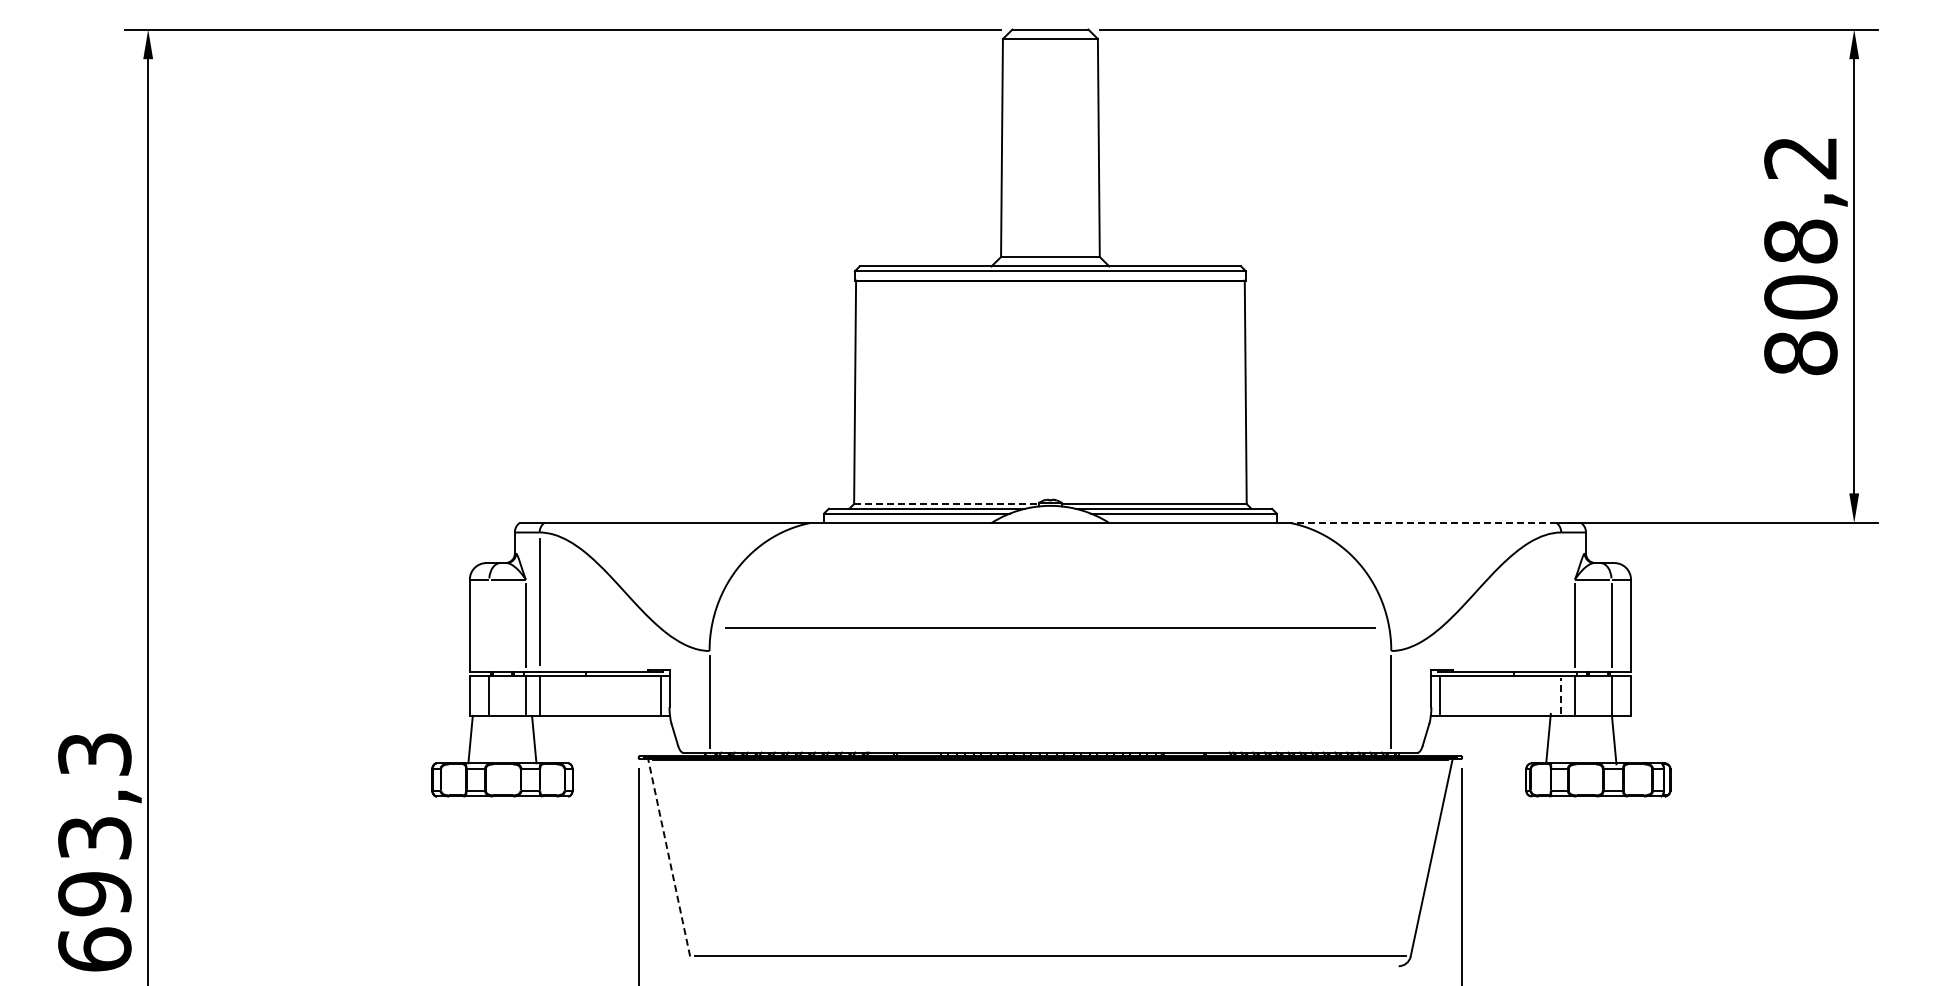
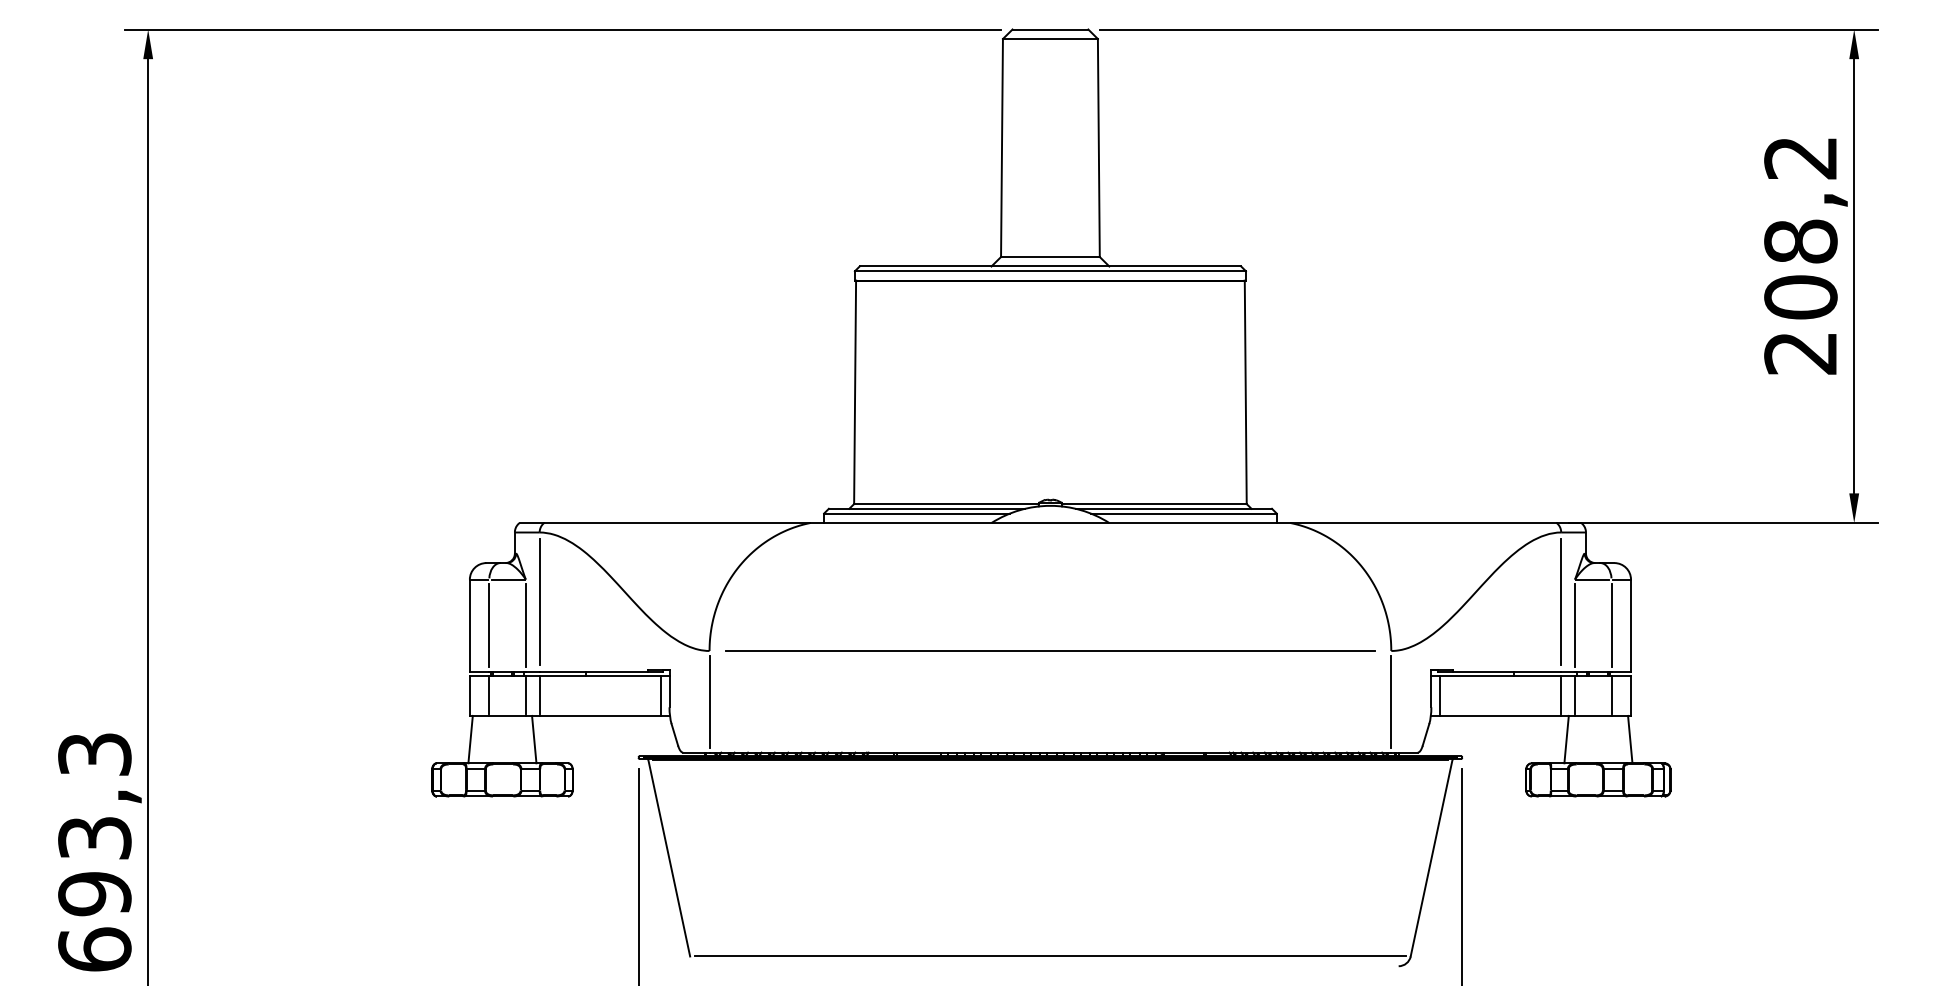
text: 808,2 -> 208,2 (1800, 353)
line: dashed -> solid (947, 504)
line: dashed -> solid (1423, 523)
line: none -> present (1561, 602)
line: none -> present (489, 625)
line position: (1050, 627) -> (1050, 650) (1050, 650)
line: dashed -> solid (1561, 695)
line position: (1548, 737) -> (1566, 739) (1566, 739)
line position: (1614, 740) -> (1630, 739) (1630, 739)
line: dashed -> solid (669, 857)
